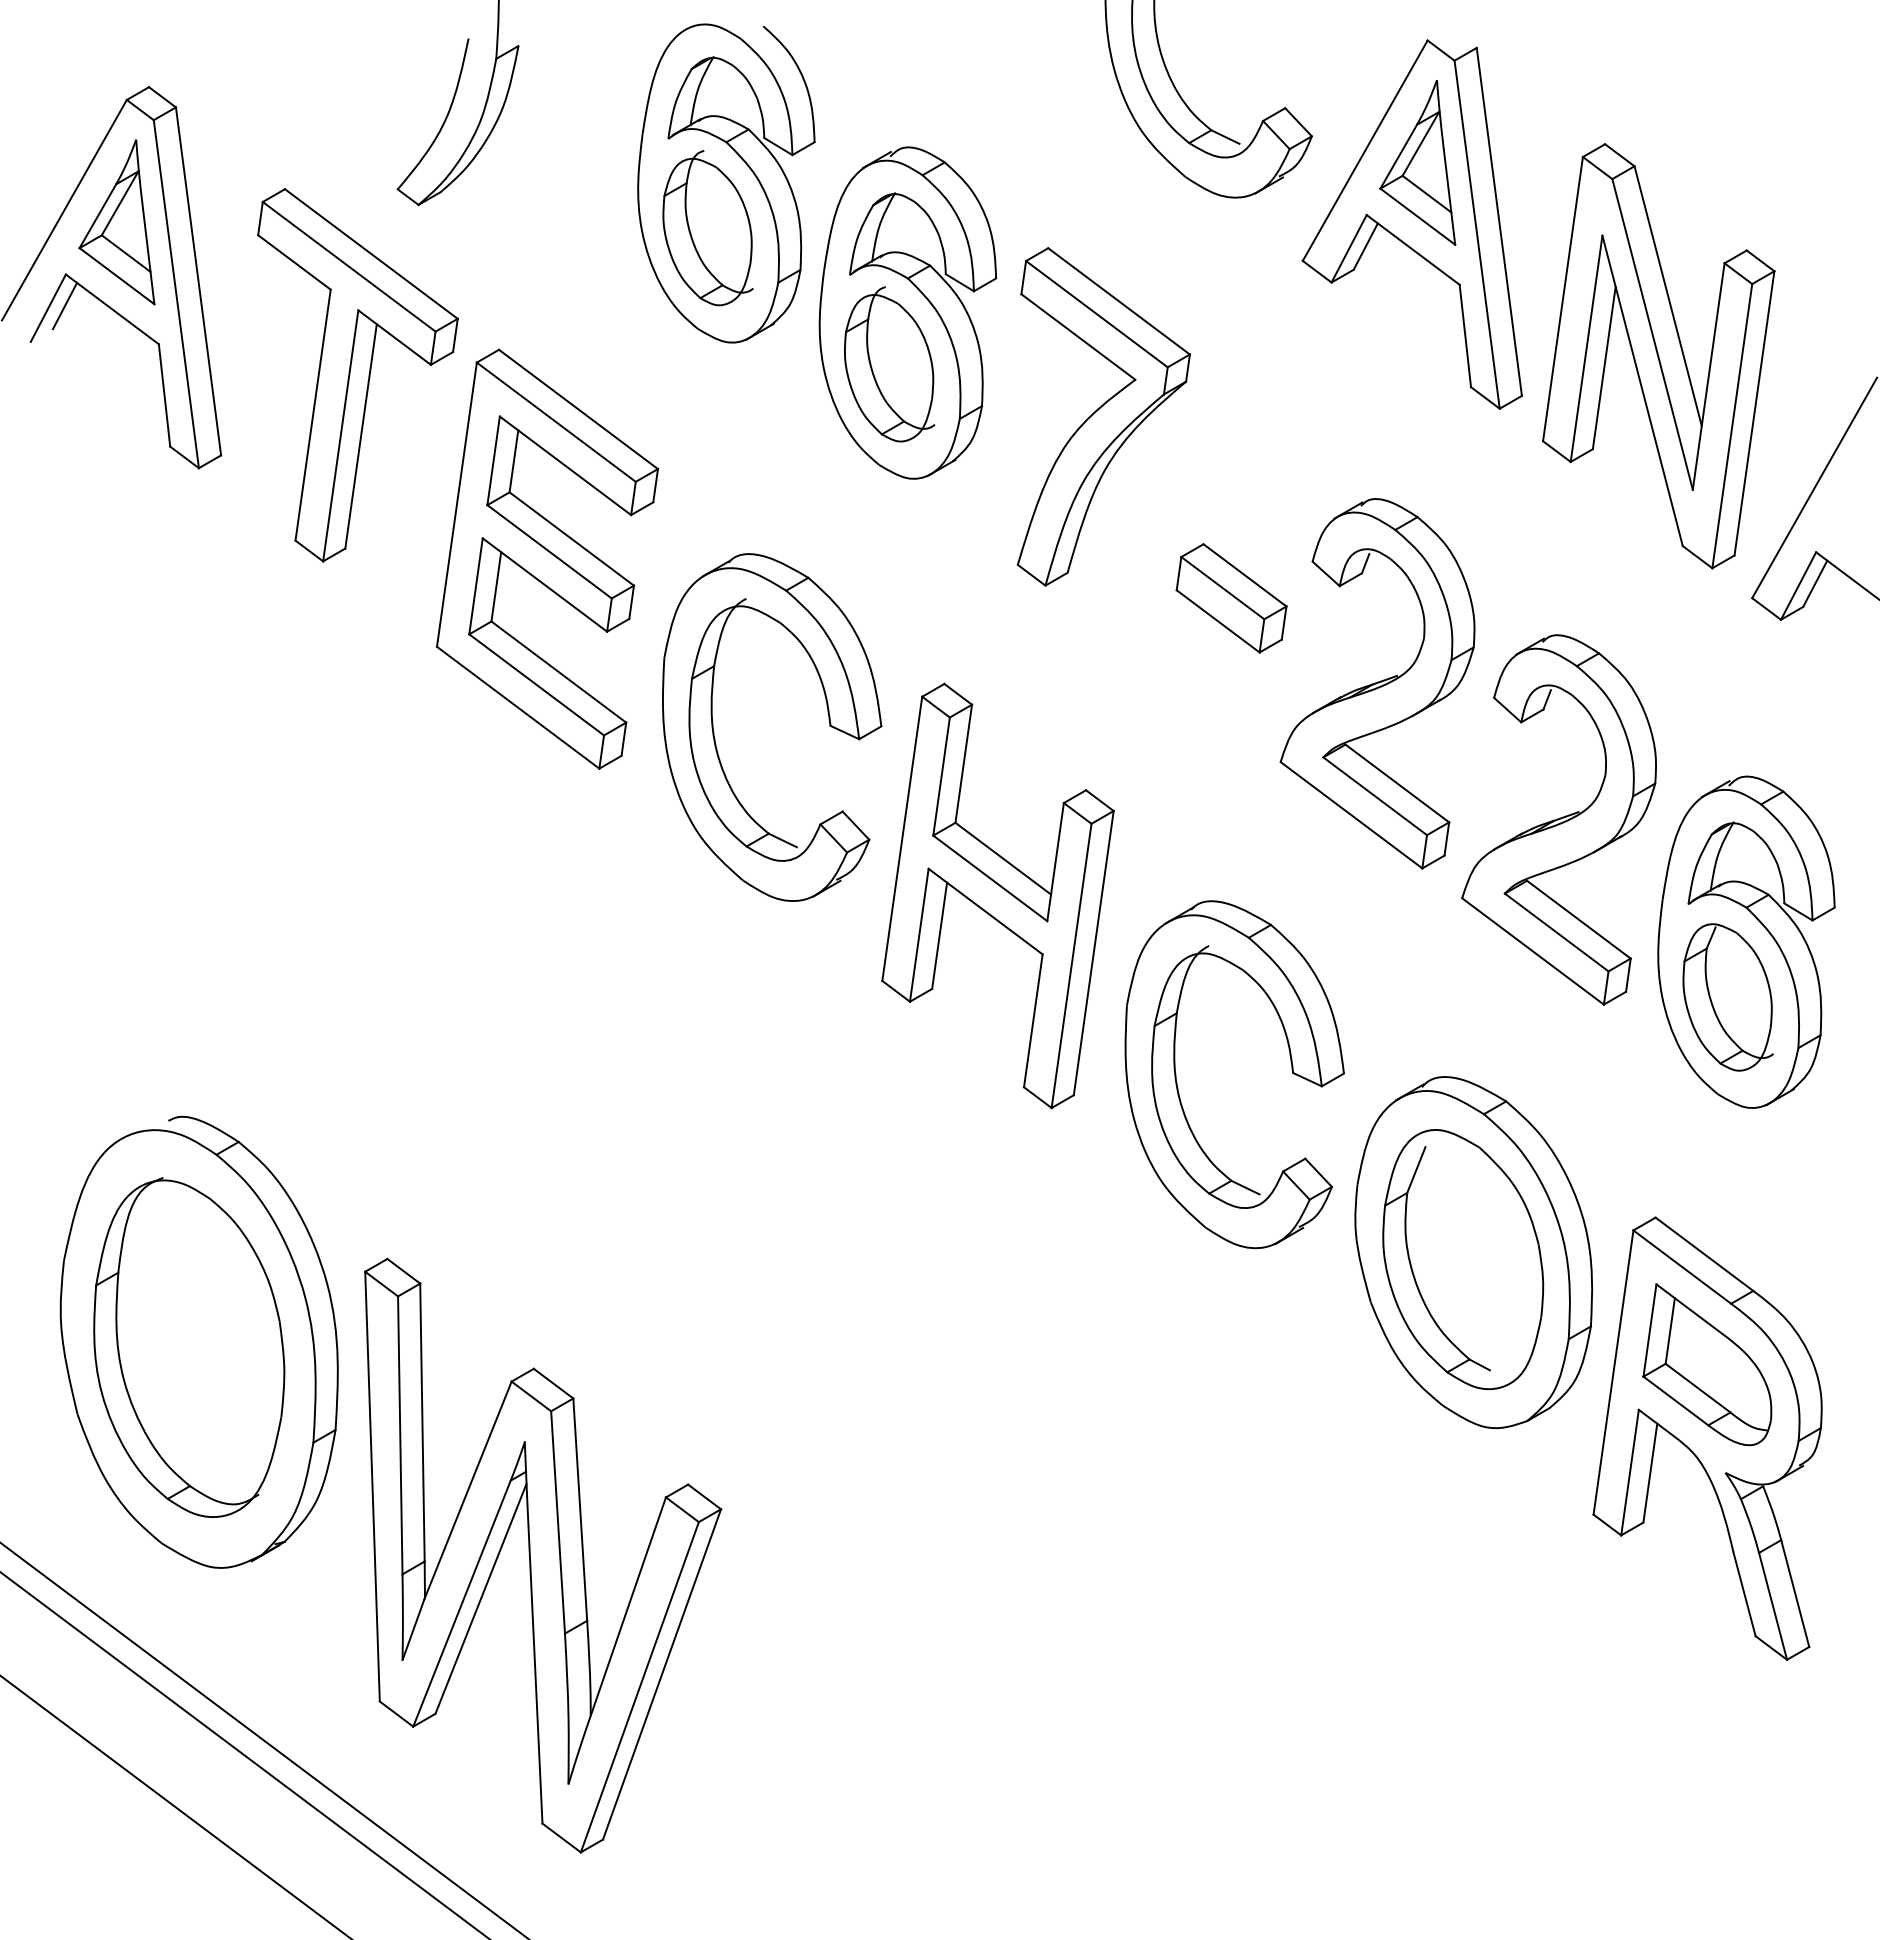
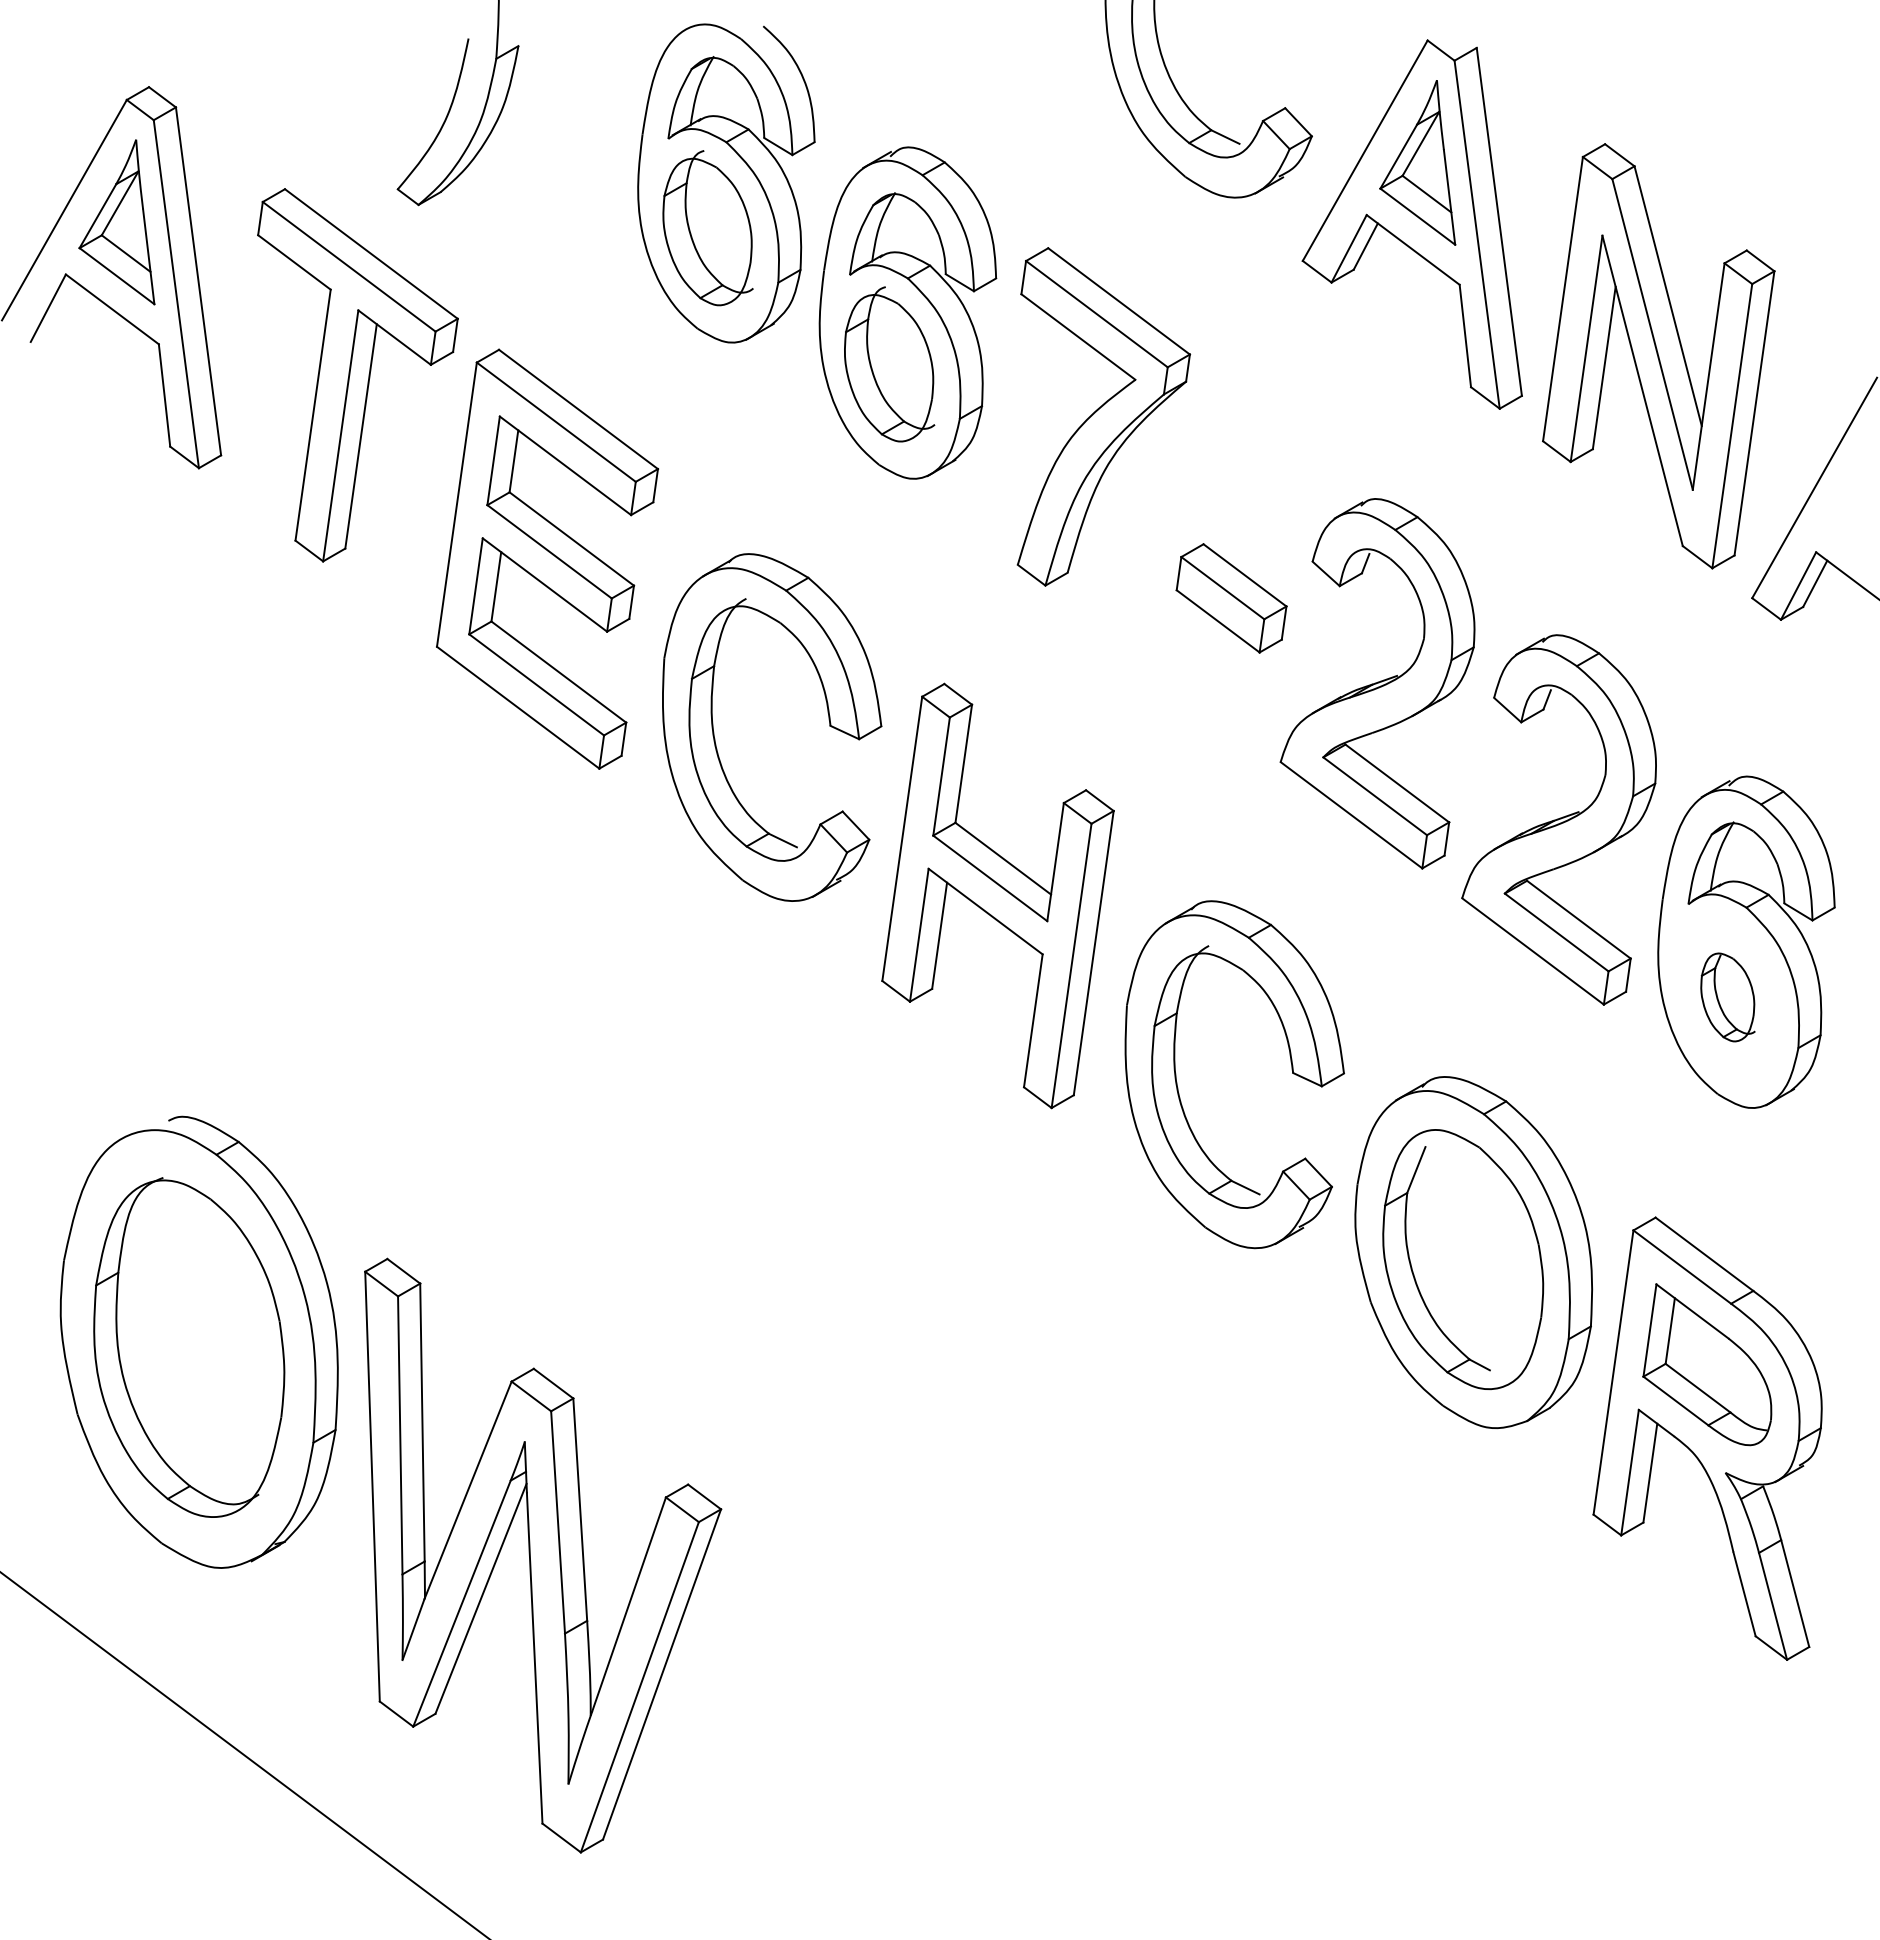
line: present -> none (64, 305)
part size: 92x149 px -> 56x91 px (1727, 997)
line: present -> none (263, 1740)
line: present -> none (175, 1806)
